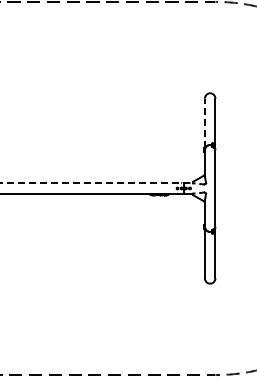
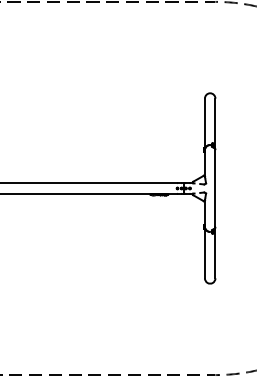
line: dashed -> solid (204, 123)
line: dashed -> solid (97, 183)
